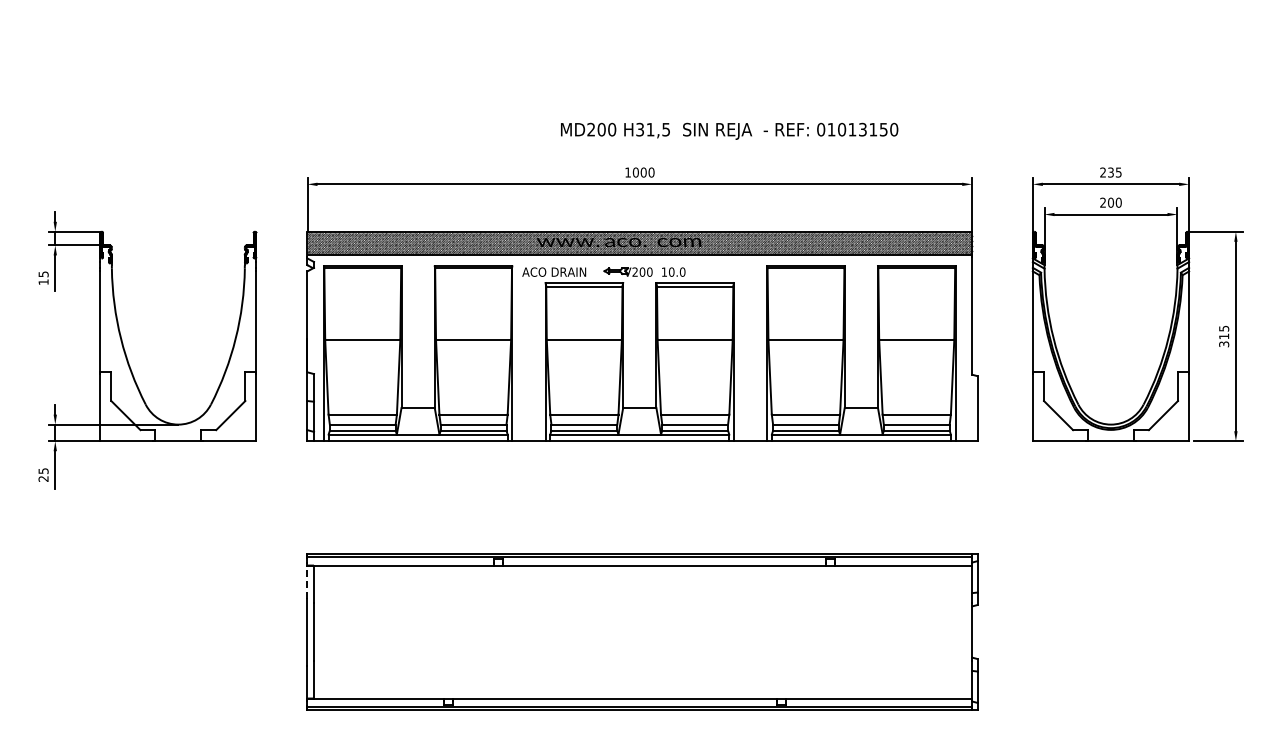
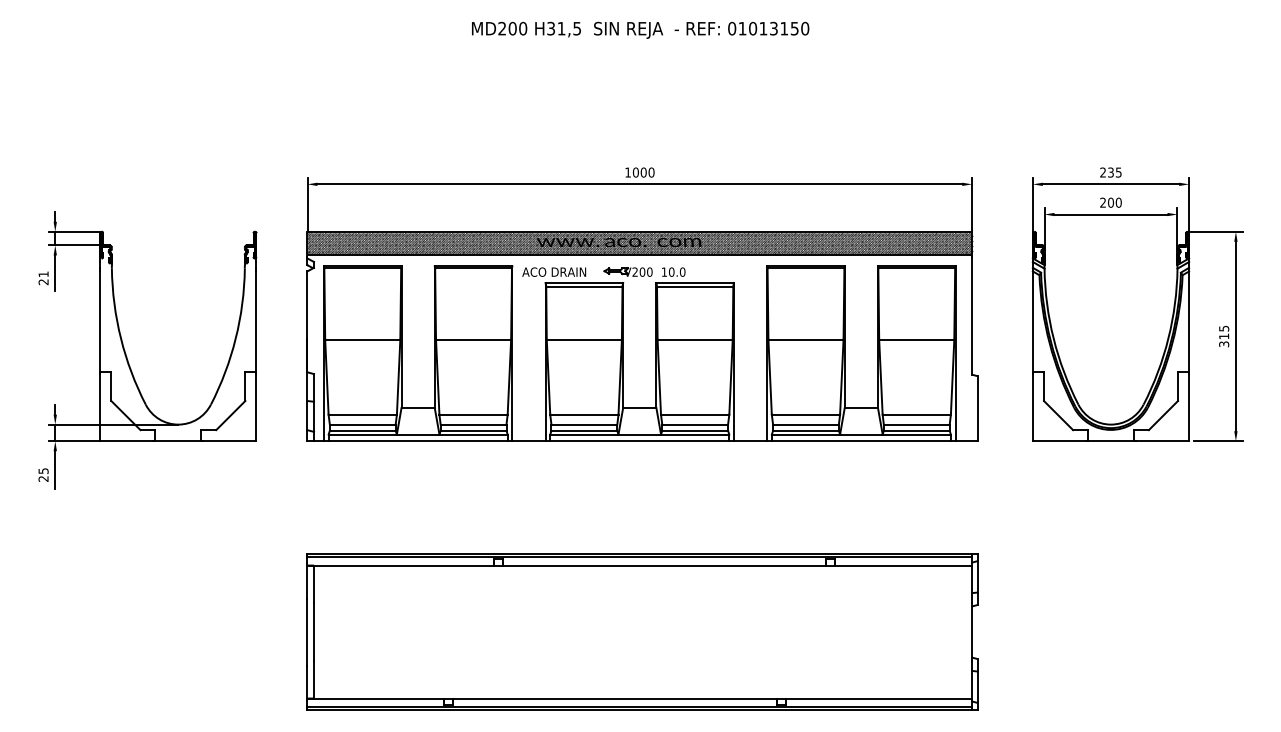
text position: (729, 130) -> (640, 29) (640, 29)
text: 15 -> 21 (43, 278)
line: dashed -> solid (307, 582)
